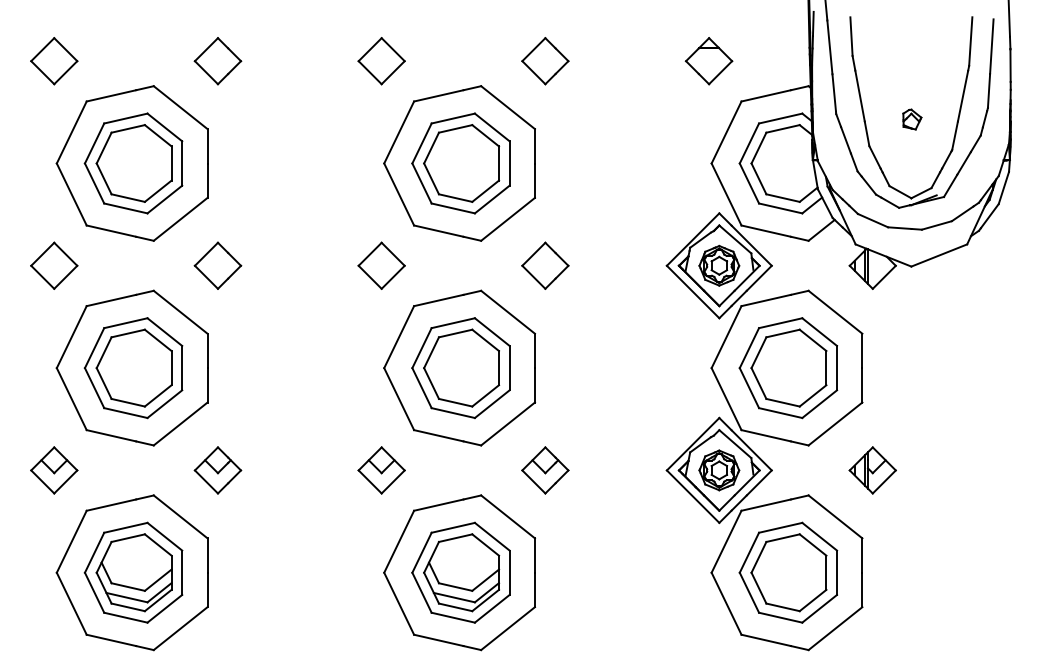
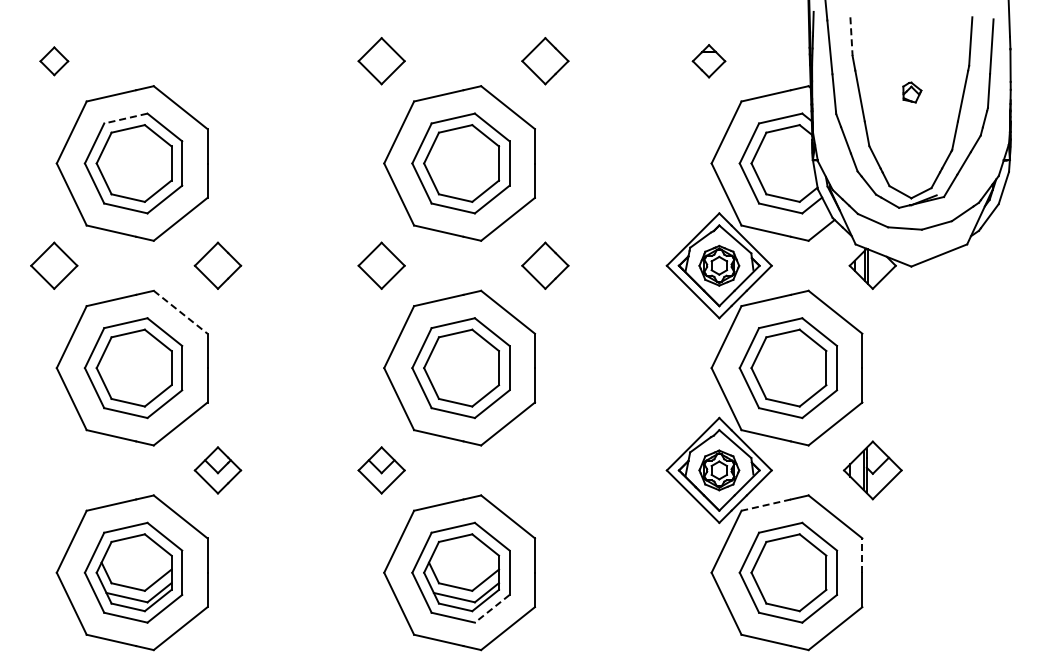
line: solid -> dashed (851, 37)
part size: 49x49 px -> 31x31 px (54, 61)
part: present -> none (217, 61)
part size: 50x49 px -> 36x35 px (708, 61)
line: solid -> dashed (125, 118)
part position: (912, 119) -> (912, 92) (912, 92)
line: solid -> dashed (181, 312)
part: present -> none (54, 470)
part: present -> none (545, 470)
part size: 49x49 px -> 61x61 px (872, 470)
line: solid -> dashed (765, 505)
line: solid -> dashed (862, 555)
line: solid -> dashed (491, 609)
